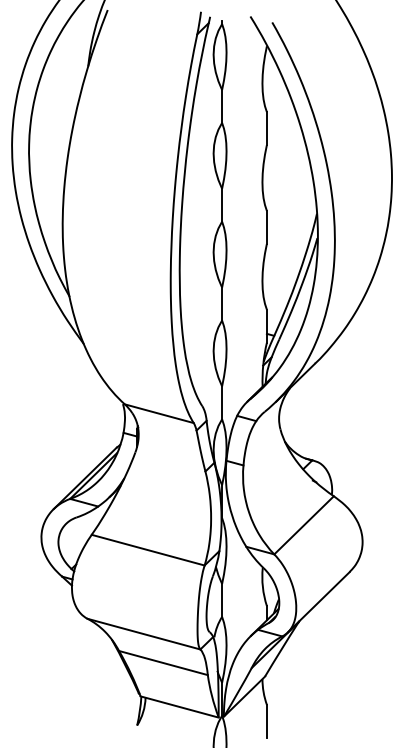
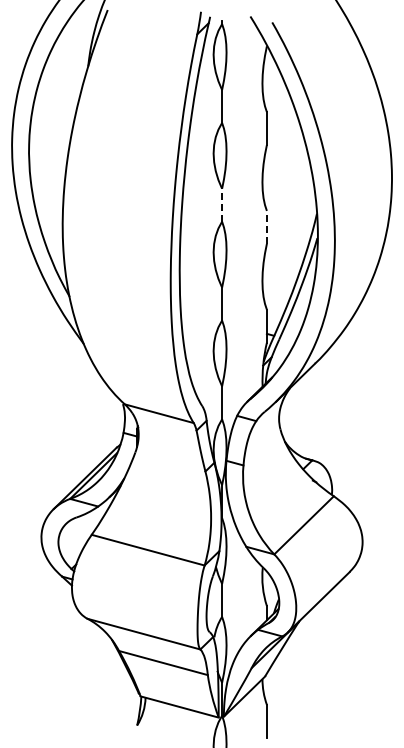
line: solid -> dashed (222, 204)
line: solid -> dashed (266, 226)
